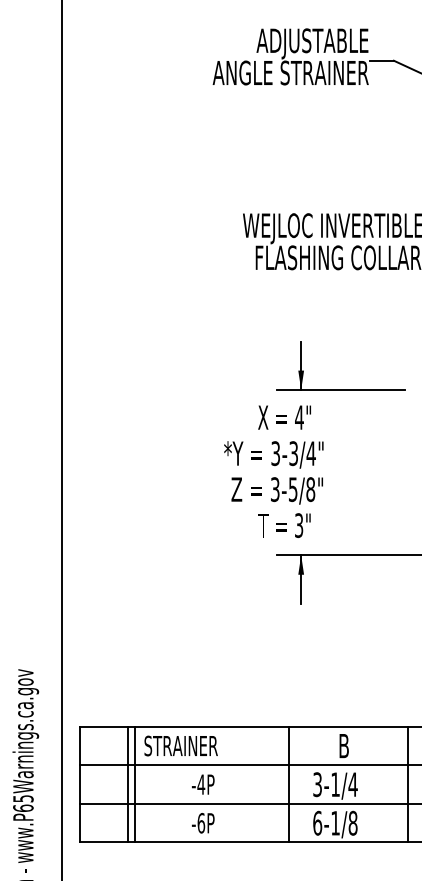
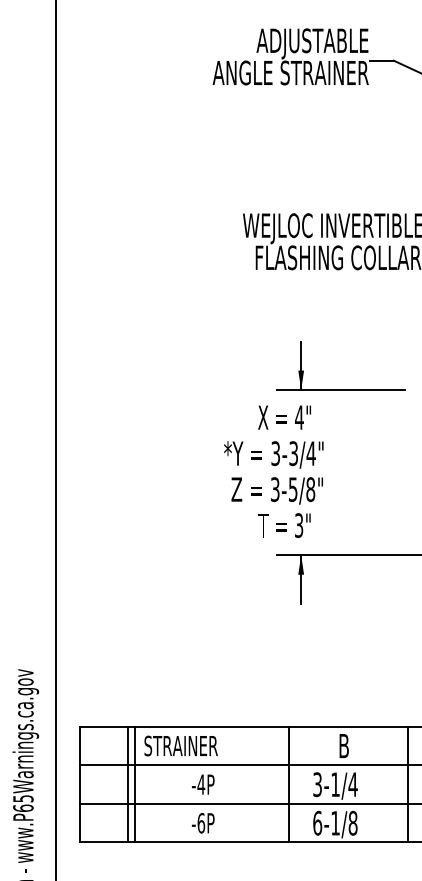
line position: (61, 439) -> (55, 439) (55, 439)
